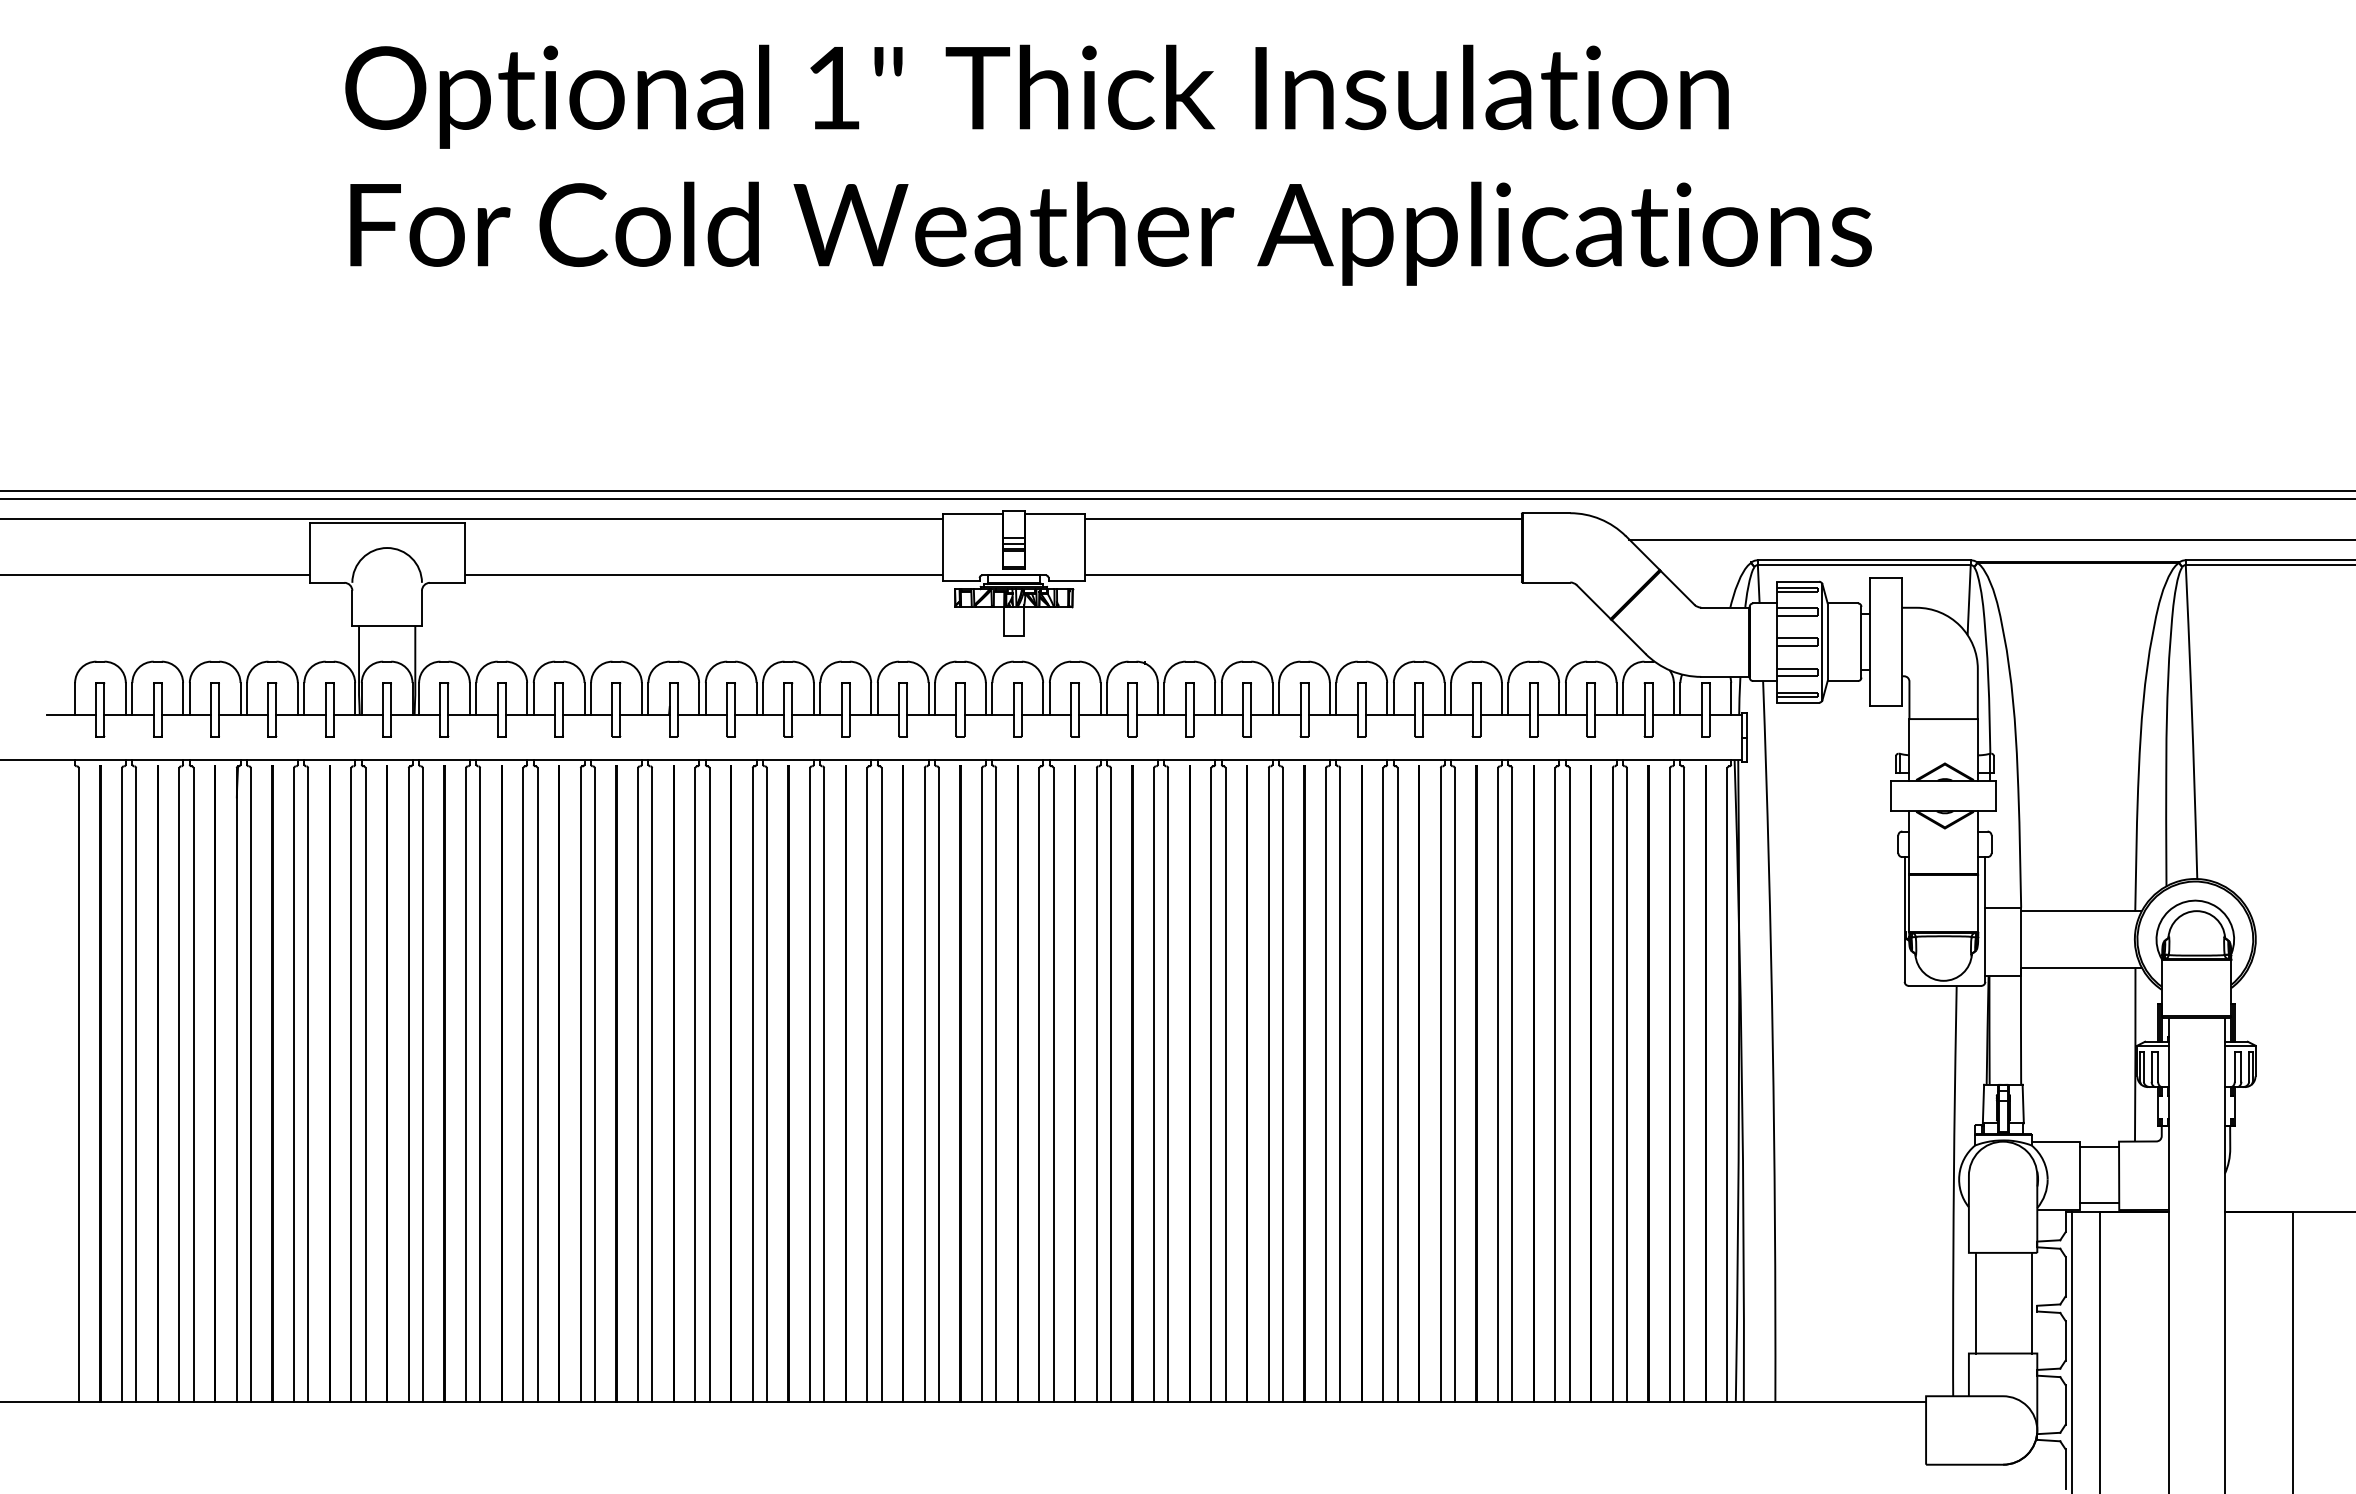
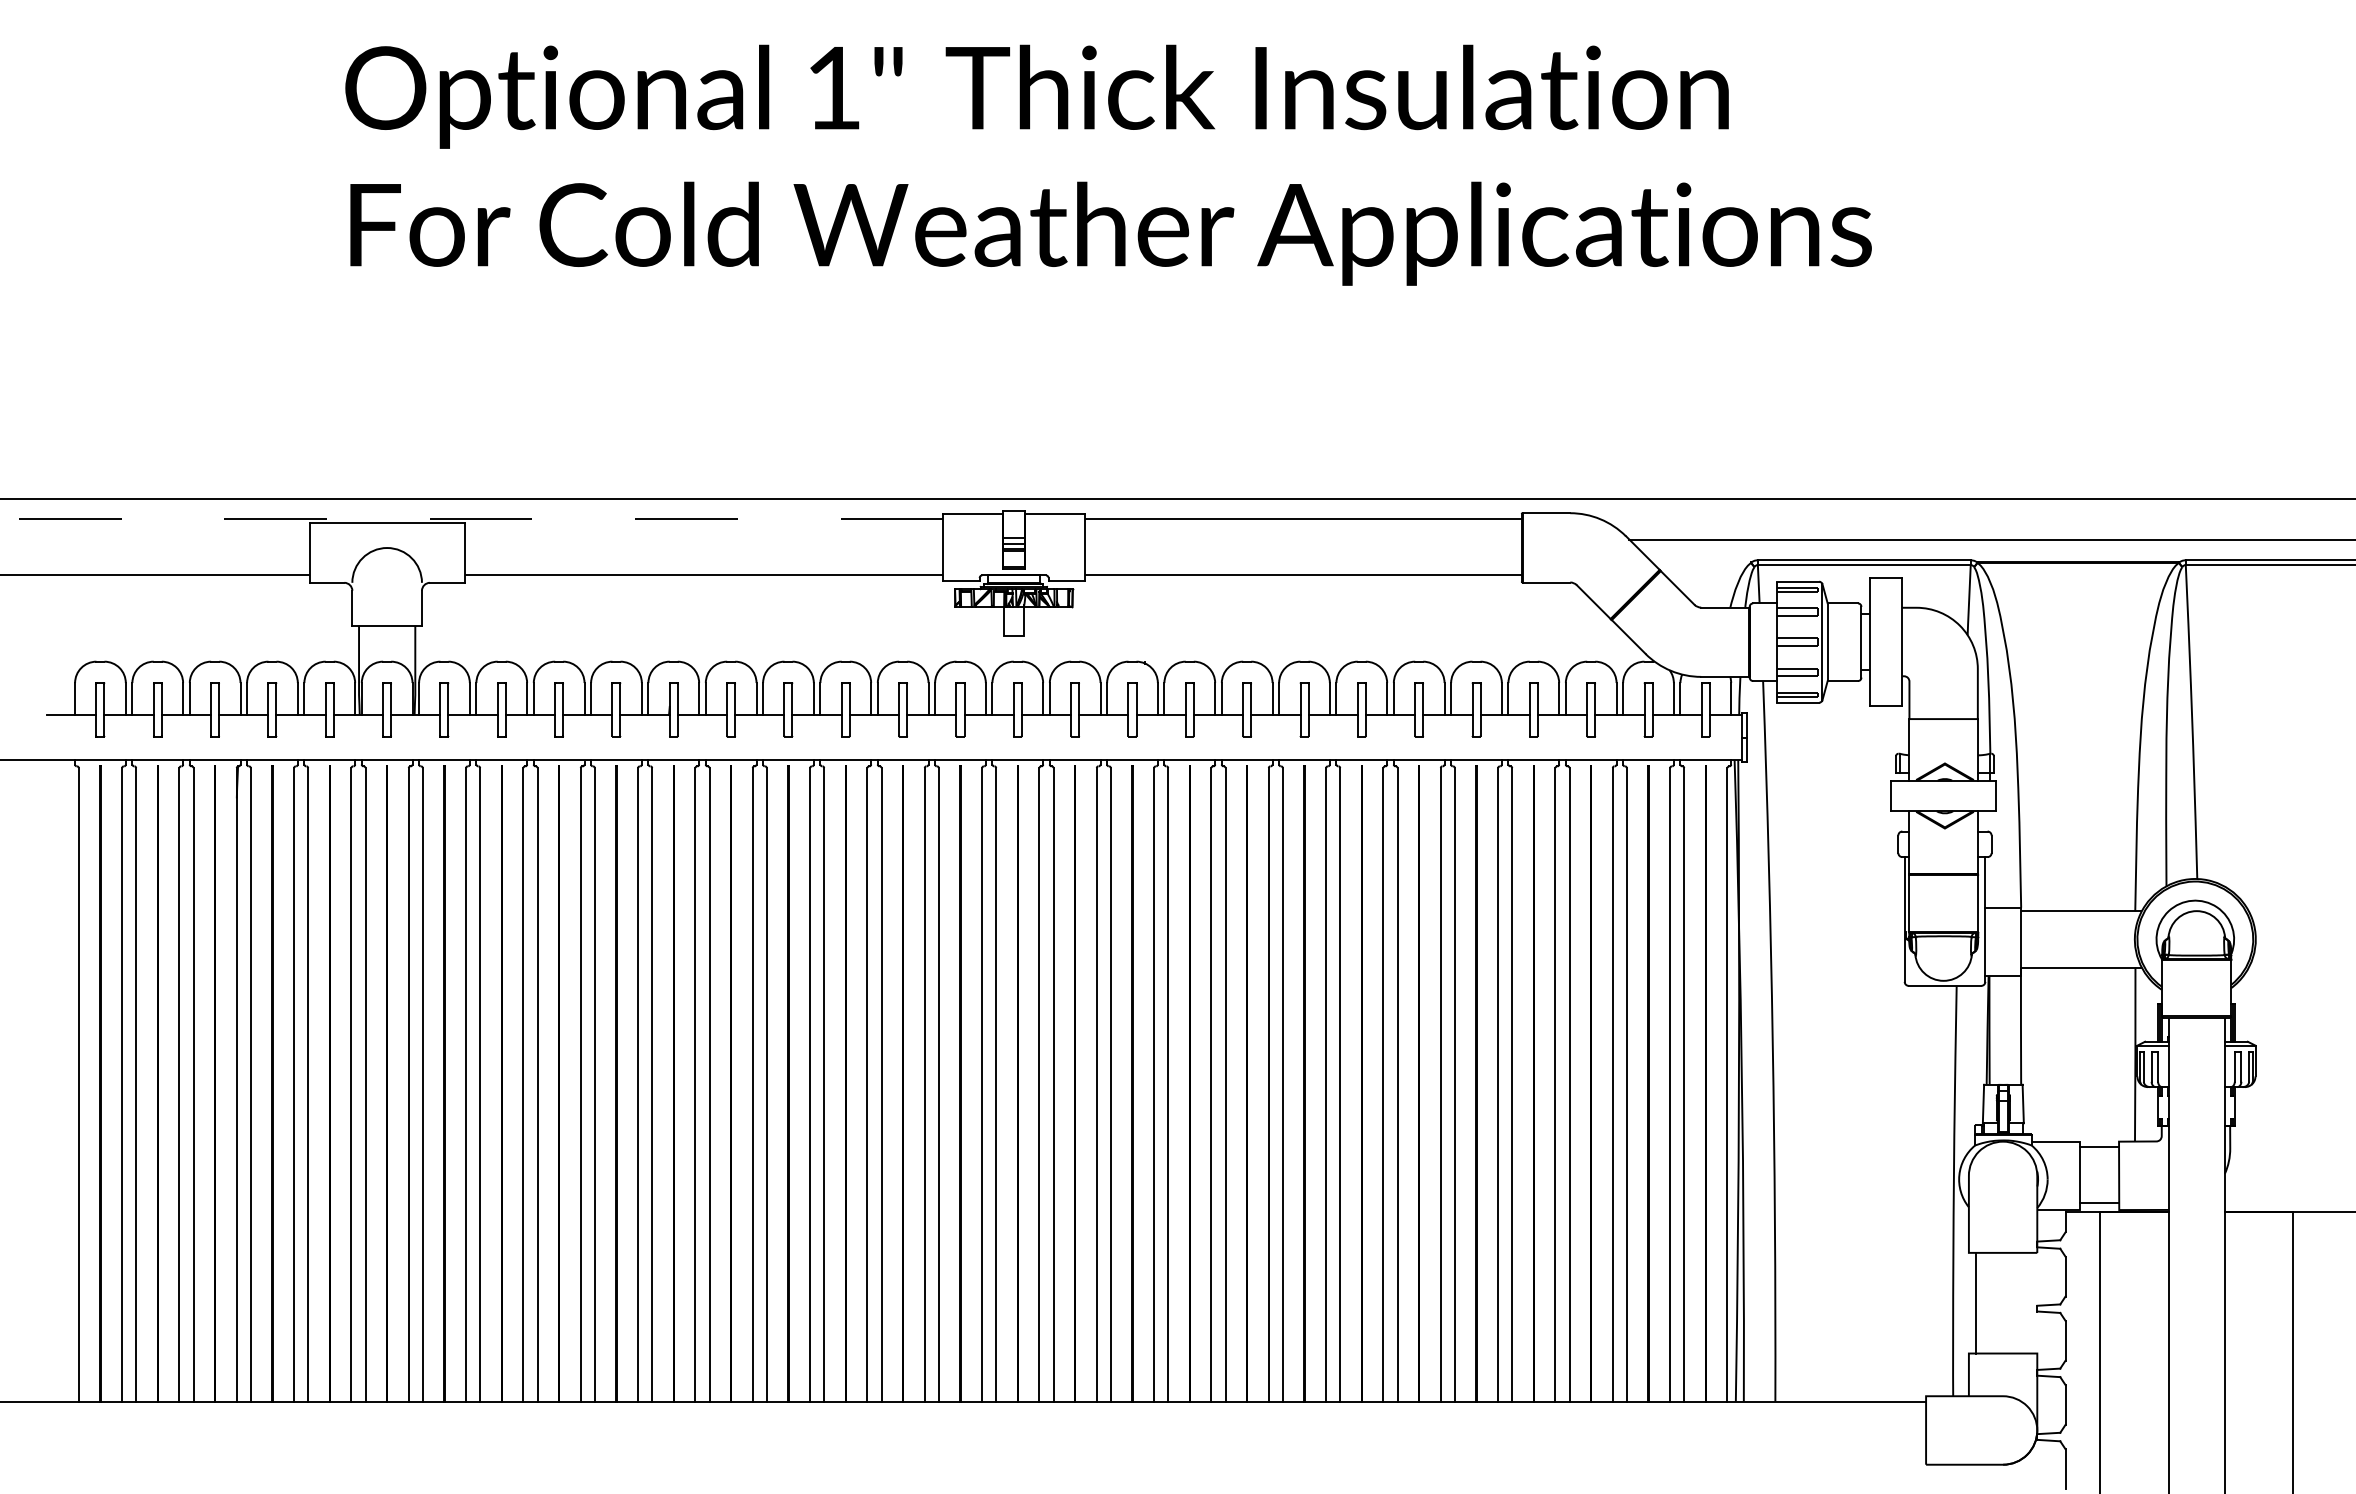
line: present -> none (1177, 490)
line: solid -> dashed (471, 519)
line: present -> none (2032, 1302)
line: present -> none (2072, 1351)
